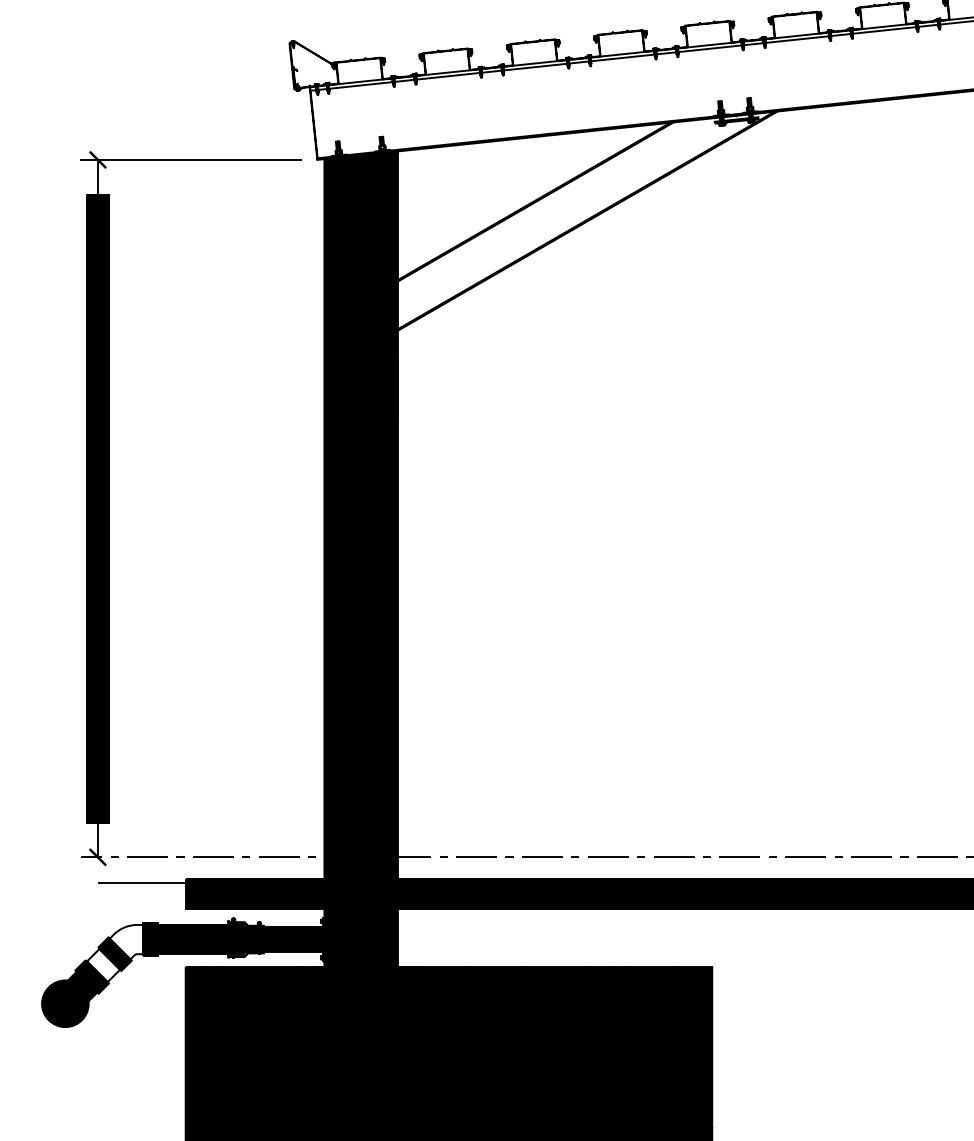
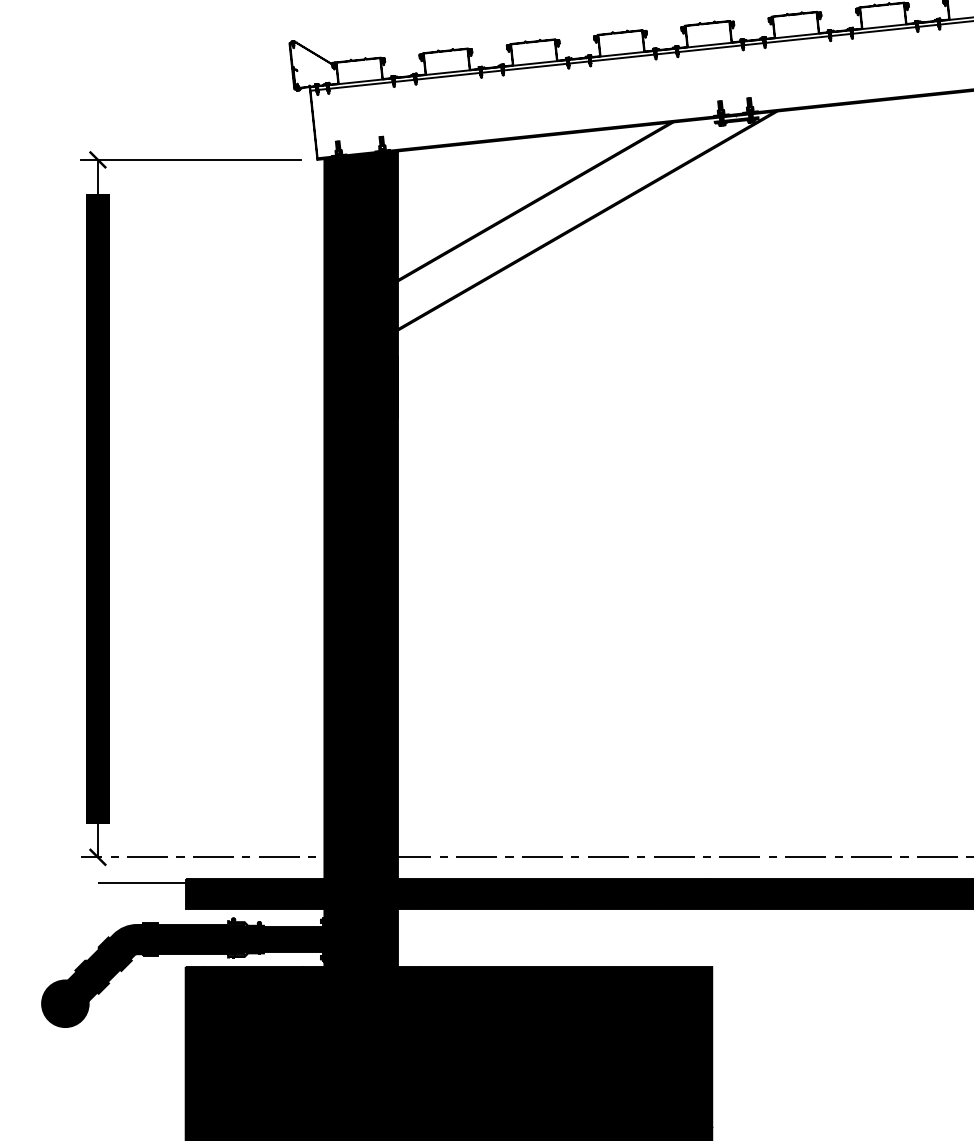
fill: none -> present (125, 941)
fill: none -> present (103, 965)
